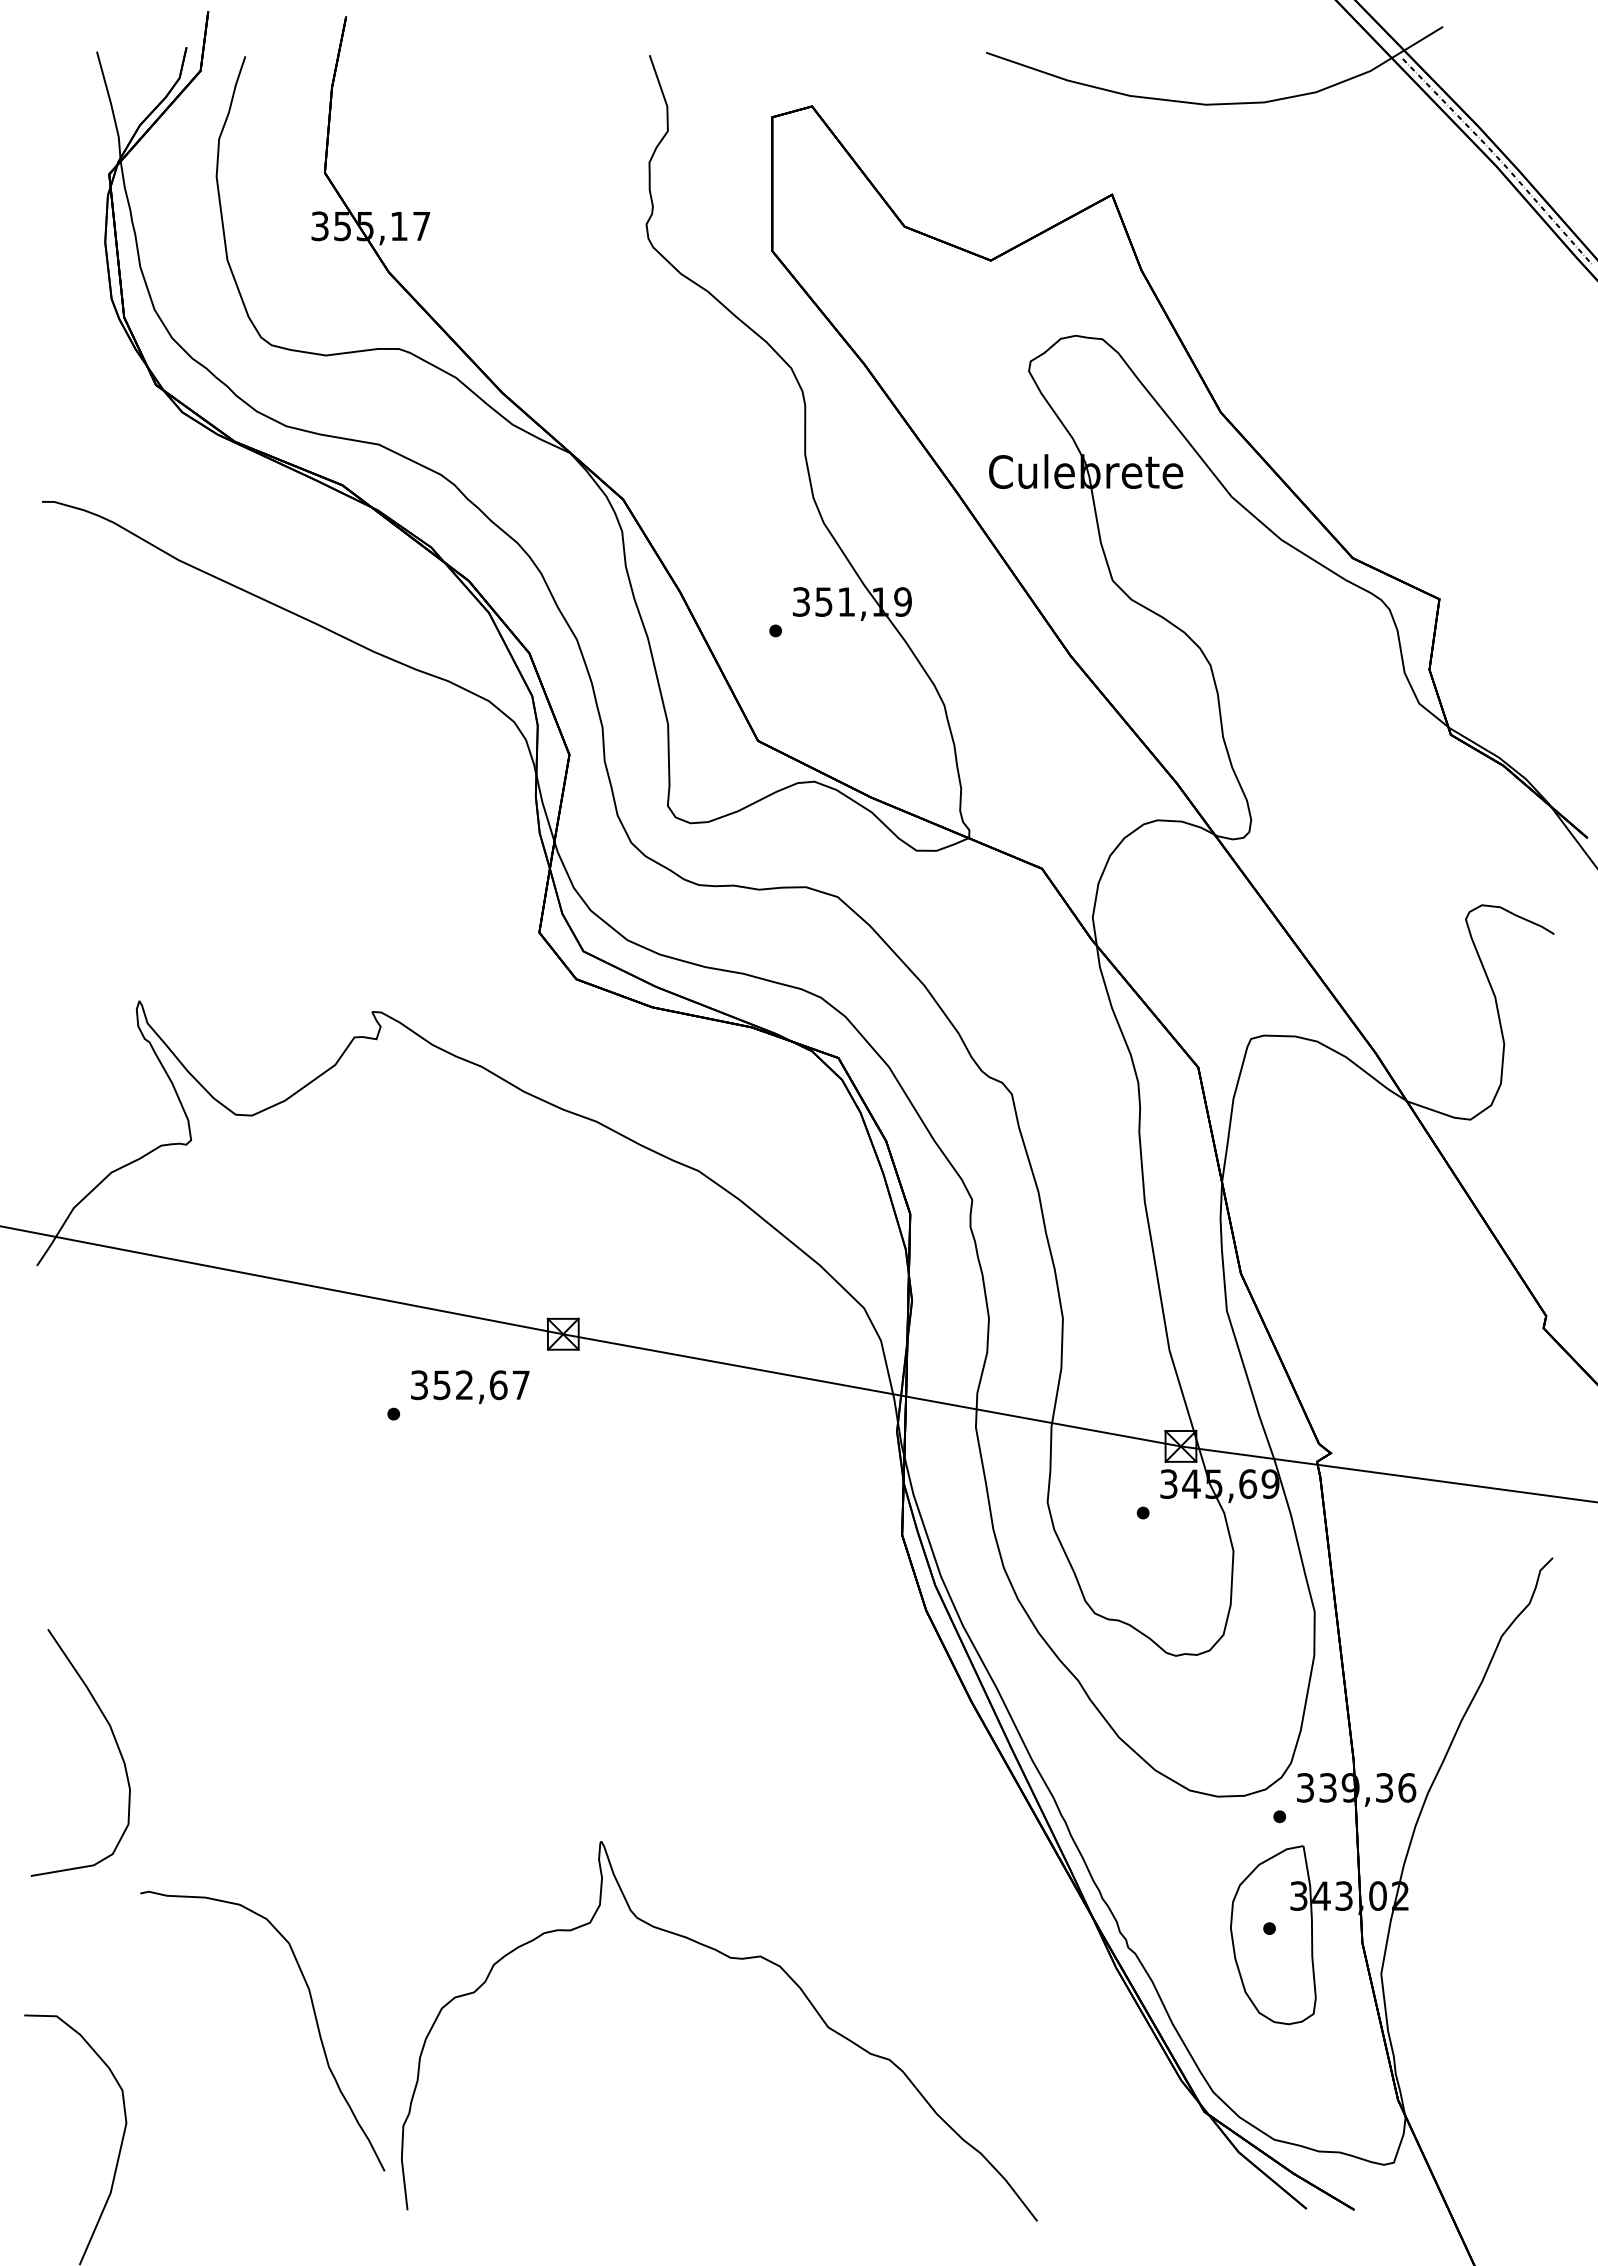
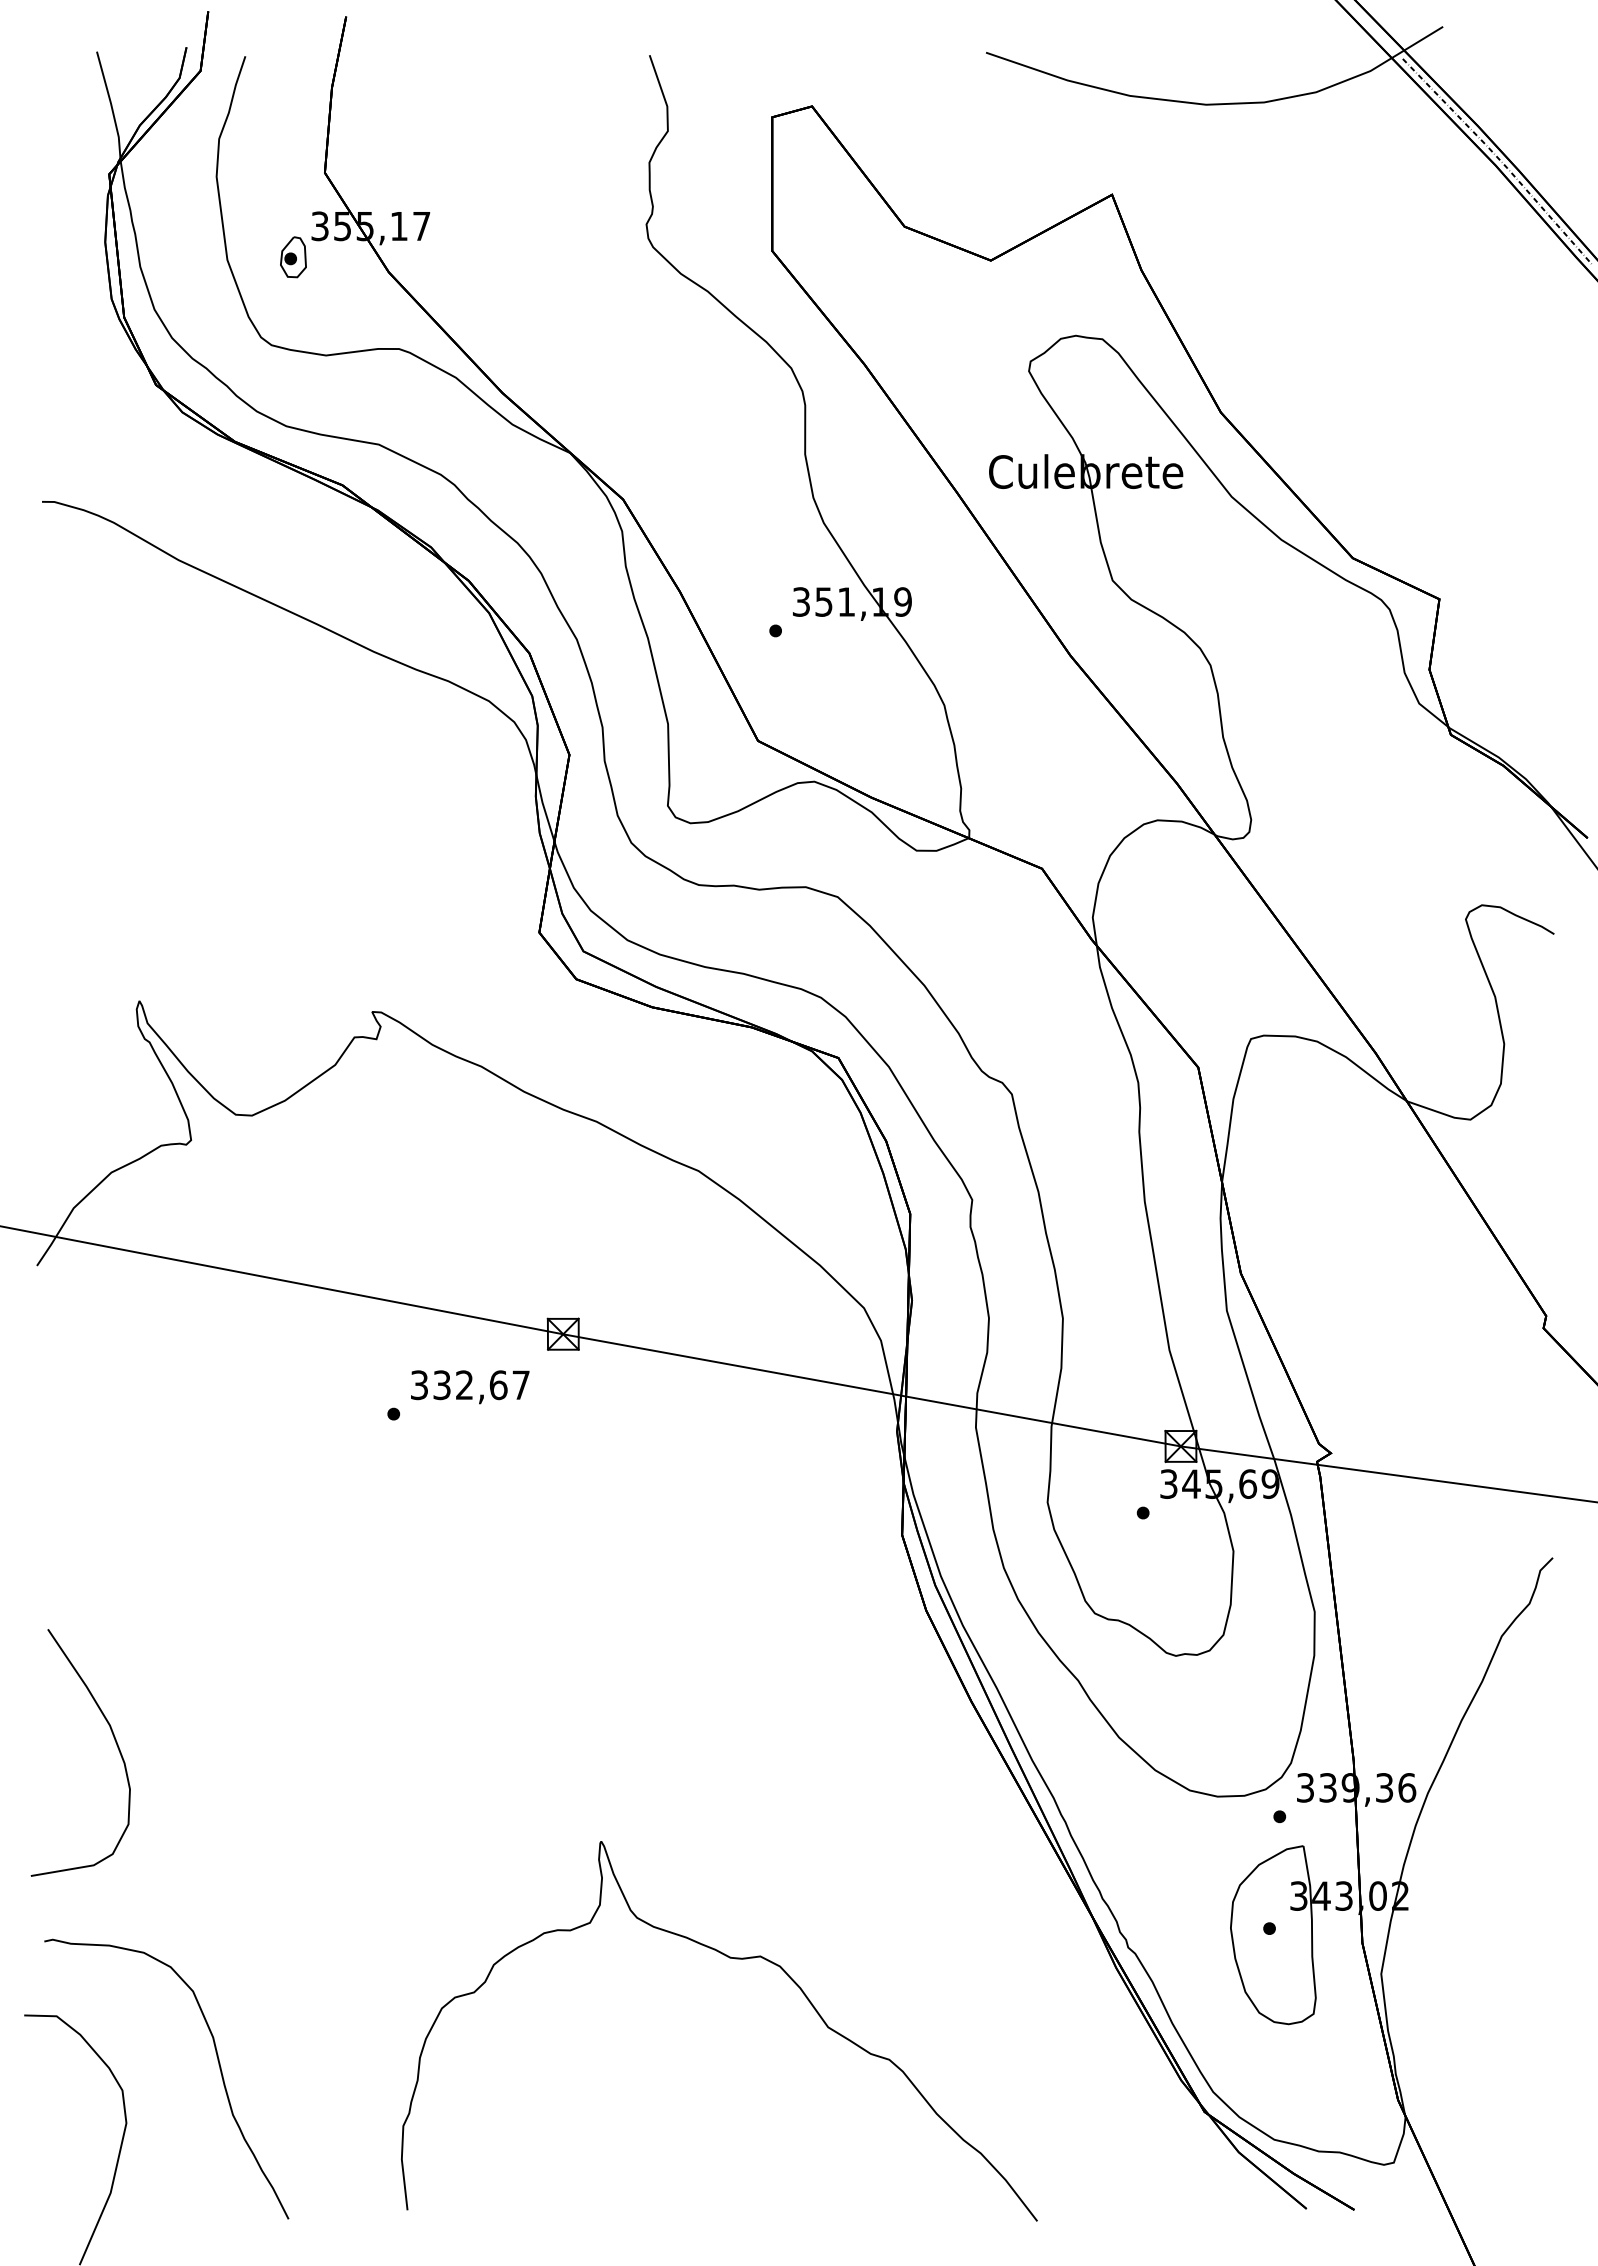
part: none -> present (293, 257)
text: 352,67 -> 332,67 (442, 1384)
curve position: (314, 2017) -> (218, 2065) (218, 2065)
